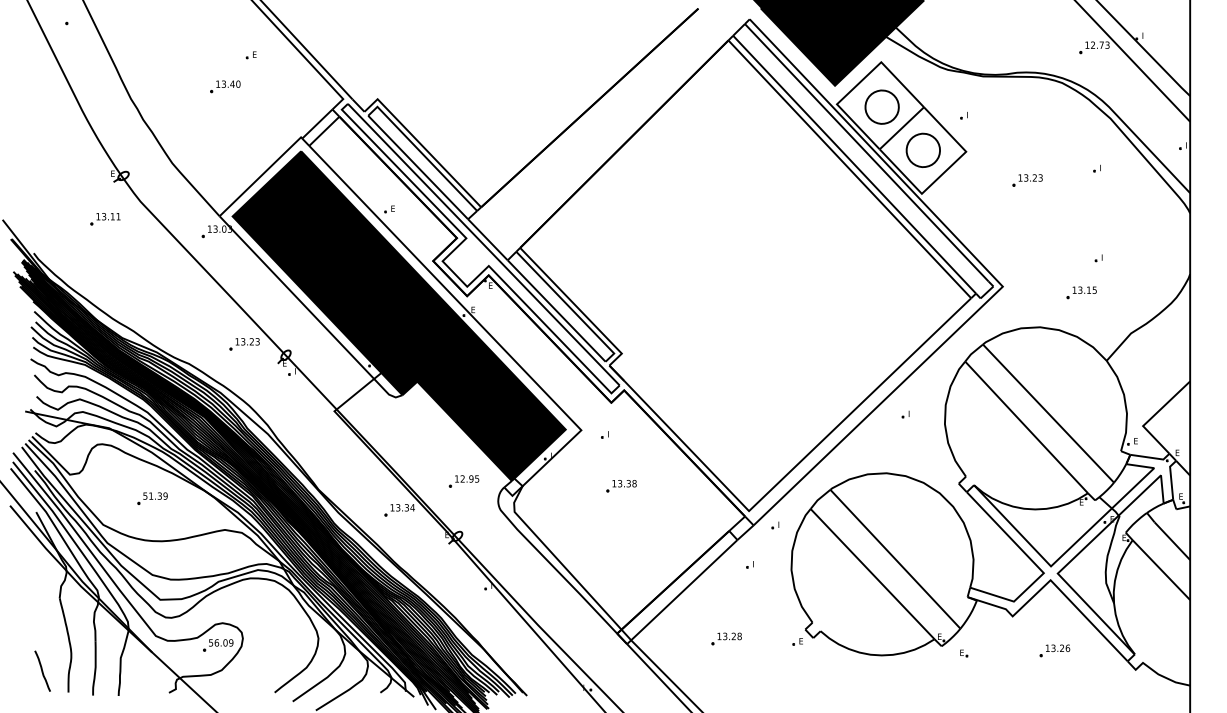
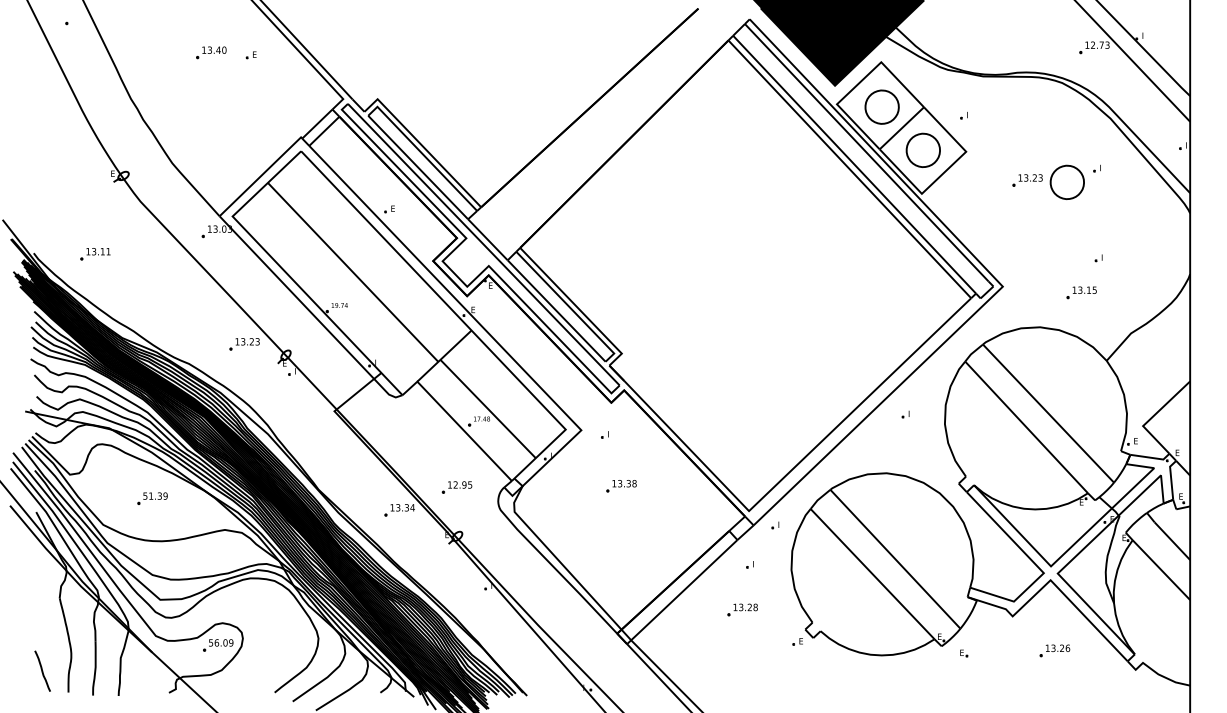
part position: (225, 86) -> (211, 52) (211, 52)
part: none -> present (1066, 181)
part position: (105, 219) -> (95, 254) (95, 254)
fill: present -> none (398, 316)
part position: (463, 481) -> (456, 487) (456, 487)
part position: (726, 638) -> (742, 609) (742, 609)
